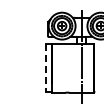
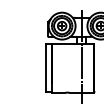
line: dashed -> solid (46, 68)
